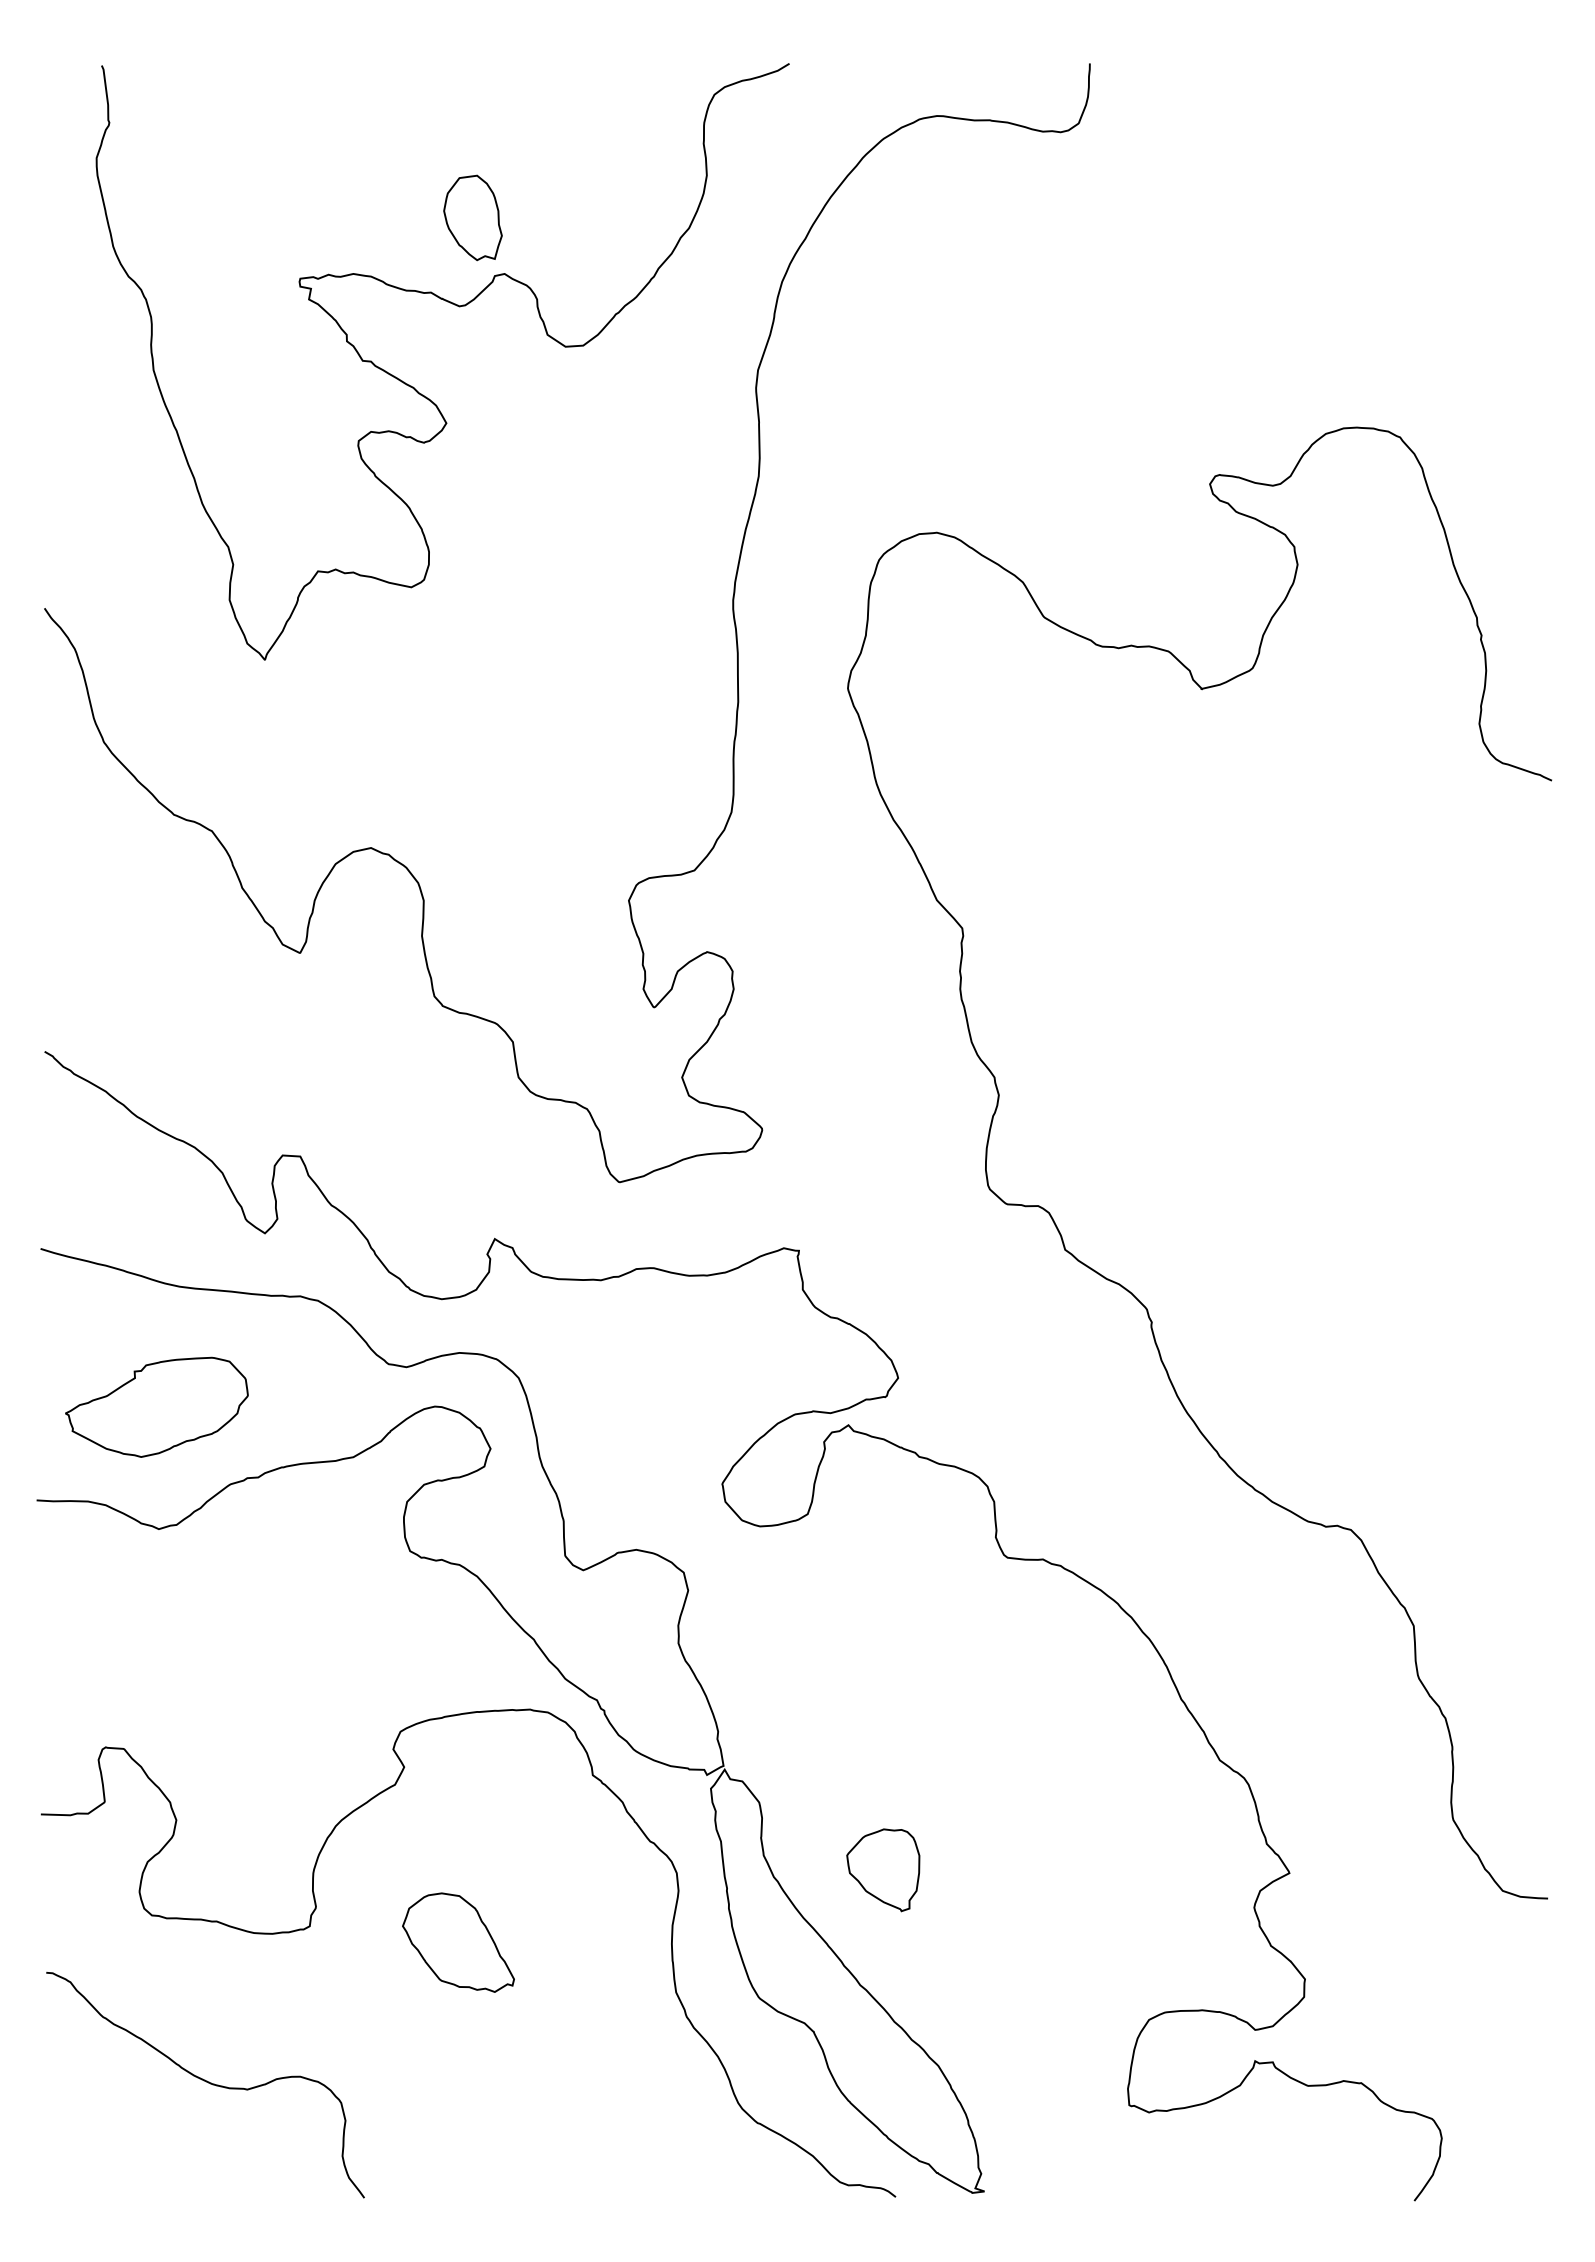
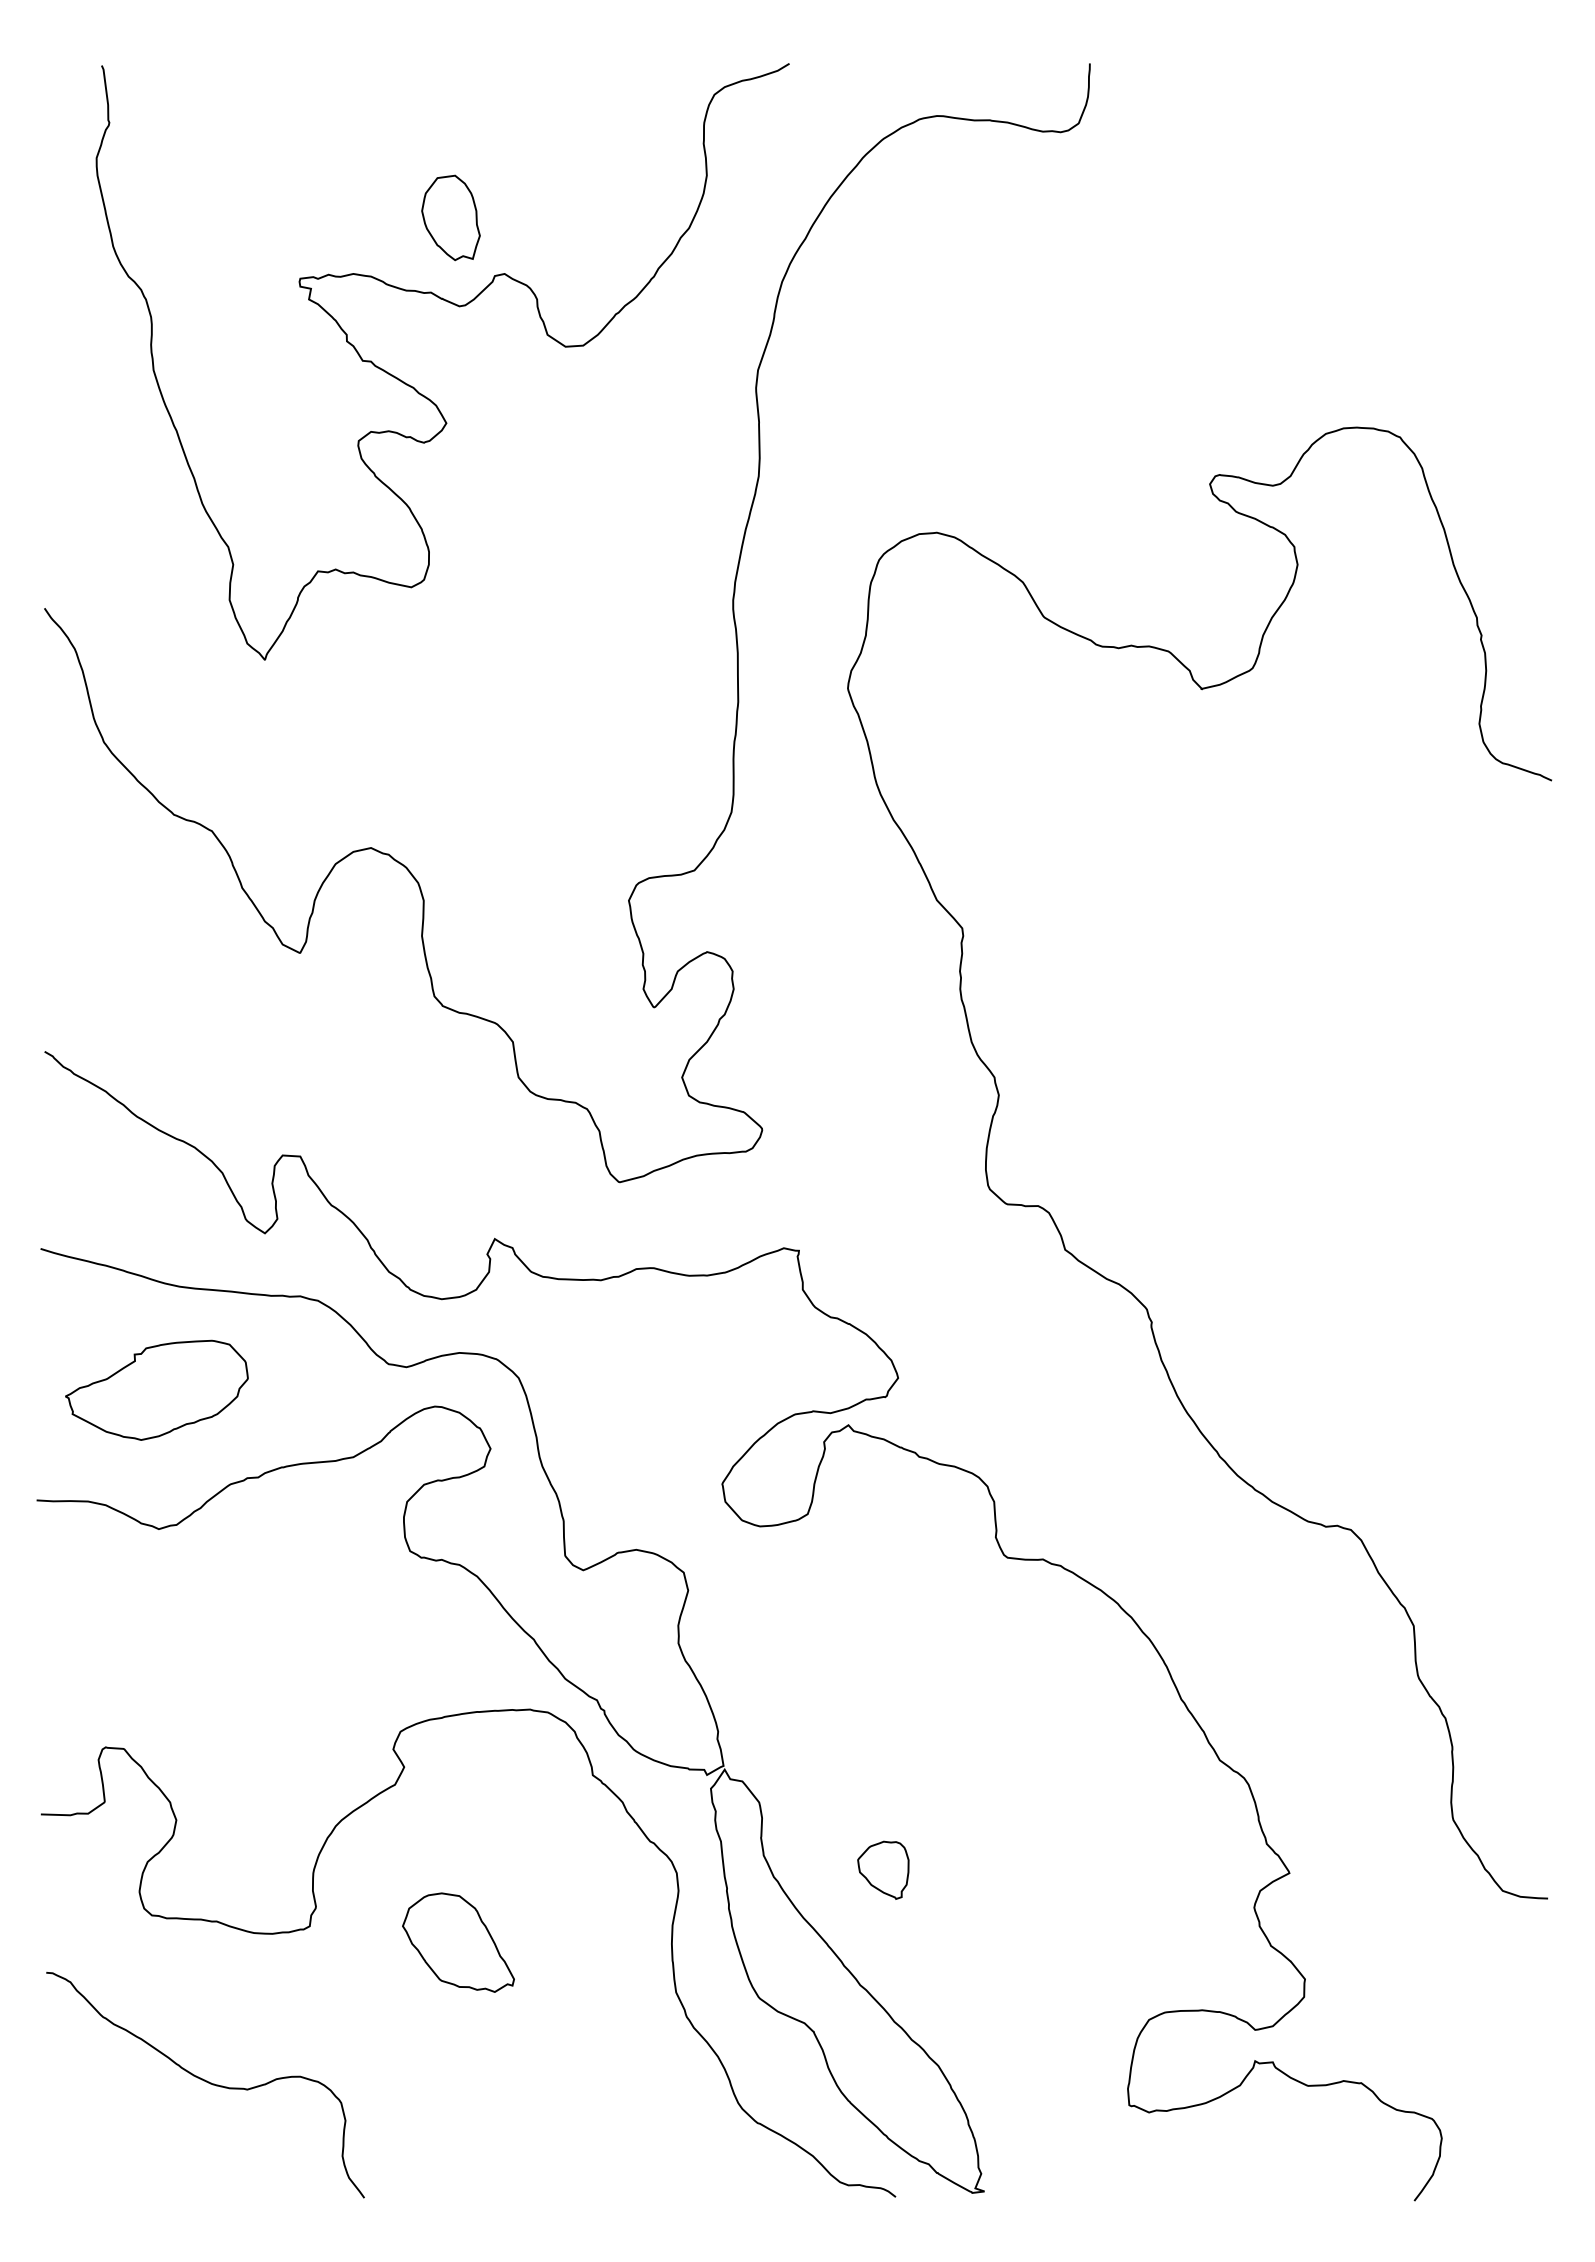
part position: (472, 217) -> (450, 217) (450, 217)
part position: (156, 1406) -> (156, 1389) (156, 1389)
part size: 75x85 px -> 53x60 px (883, 1869)
